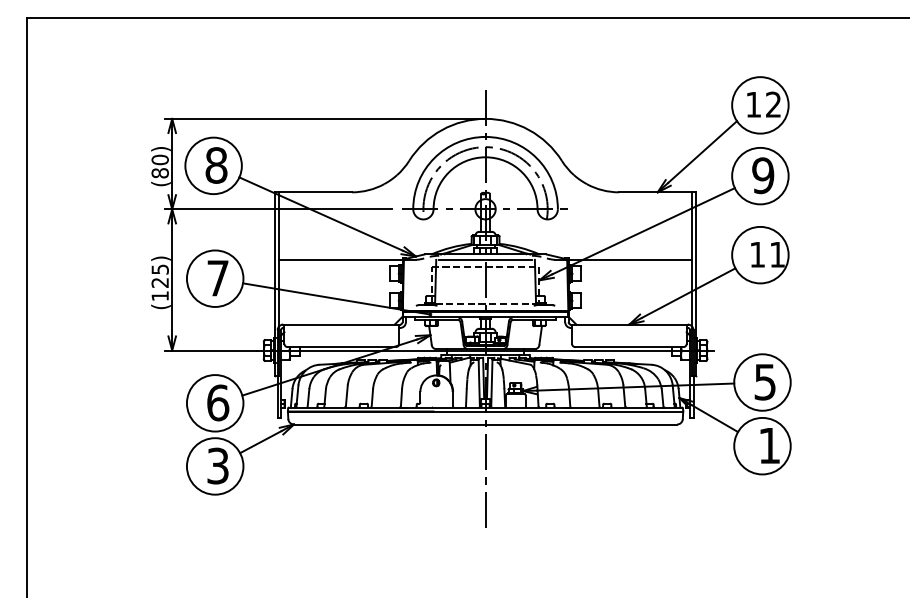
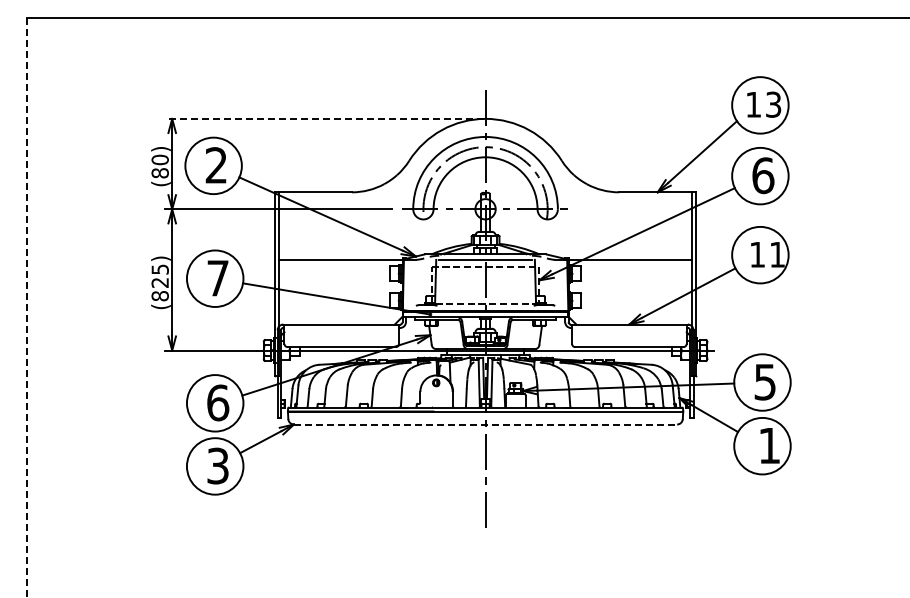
text: 12 -> 13 (773, 104)
line: solid -> dashed (324, 118)
text: 8 -> 2 (216, 165)
text: 9 -> 6 (763, 175)
text: (125) -> (825) (159, 296)
line: solid -> dashed (27, 307)
line: solid -> dashed (485, 424)
